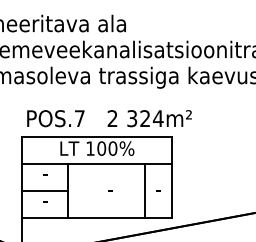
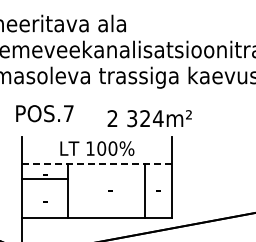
text position: (55, 118) -> (44, 113) (44, 113)
line: present -> none (96, 137)
line: solid -> dashed (97, 164)
line position: (45, 191) -> (45, 179) (45, 179)
